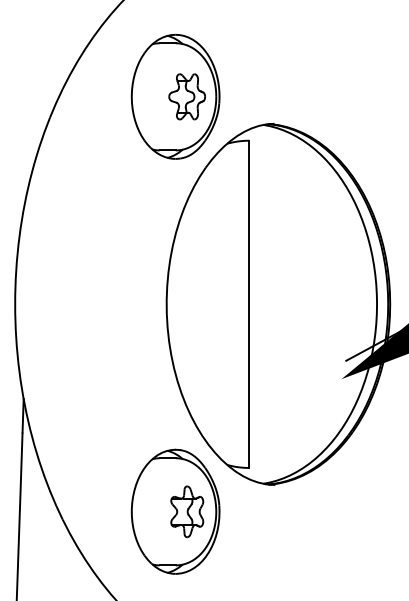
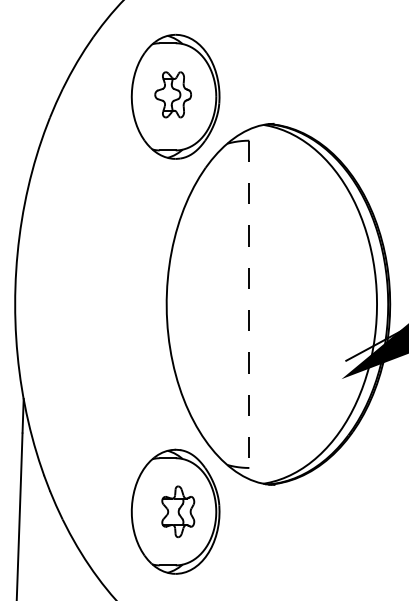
part position: (186, 96) -> (172, 94) (172, 94)
line: solid -> dashed (249, 304)
part position: (187, 511) -> (178, 511) (178, 511)
